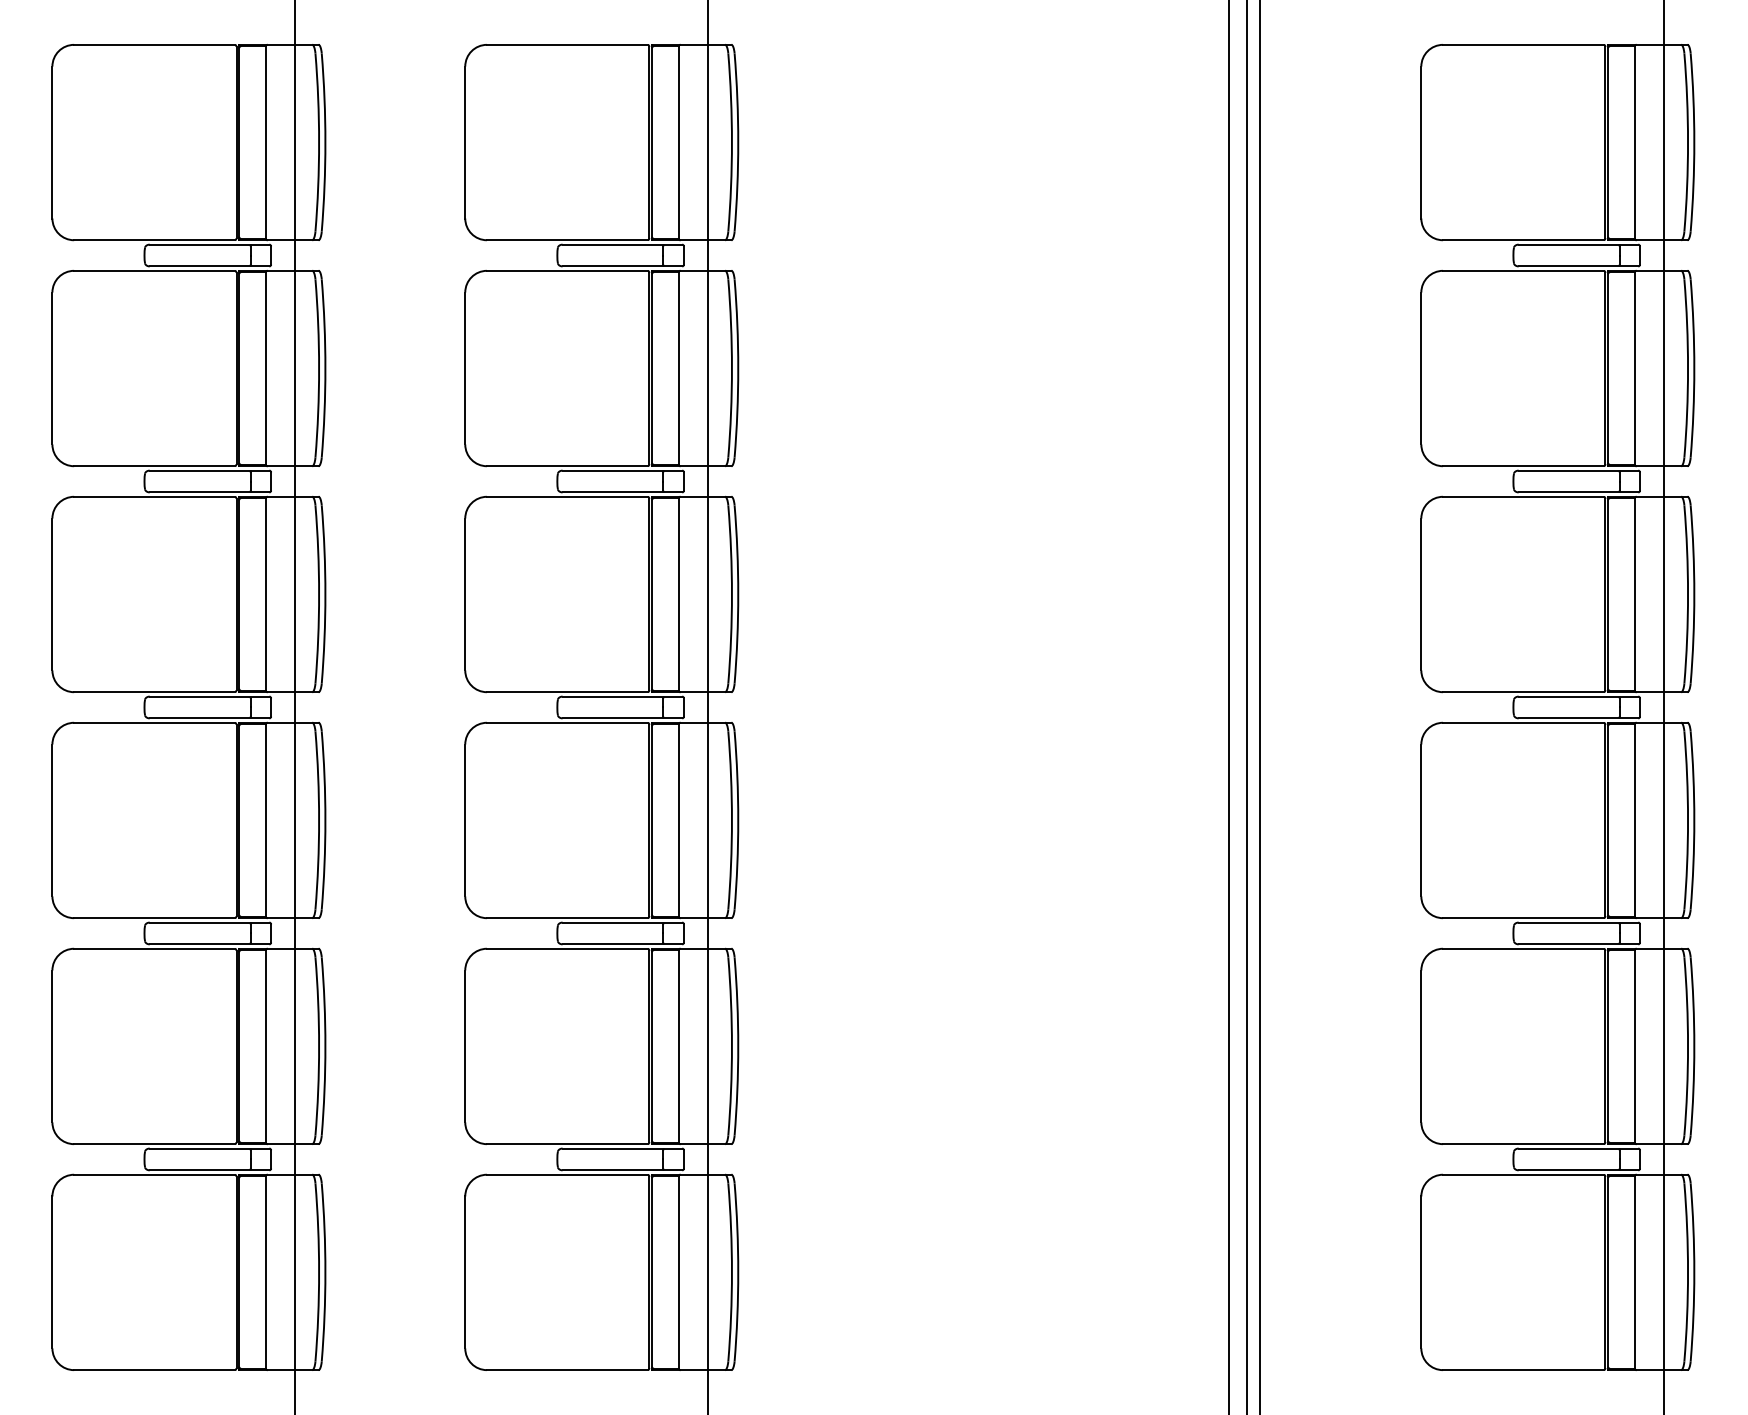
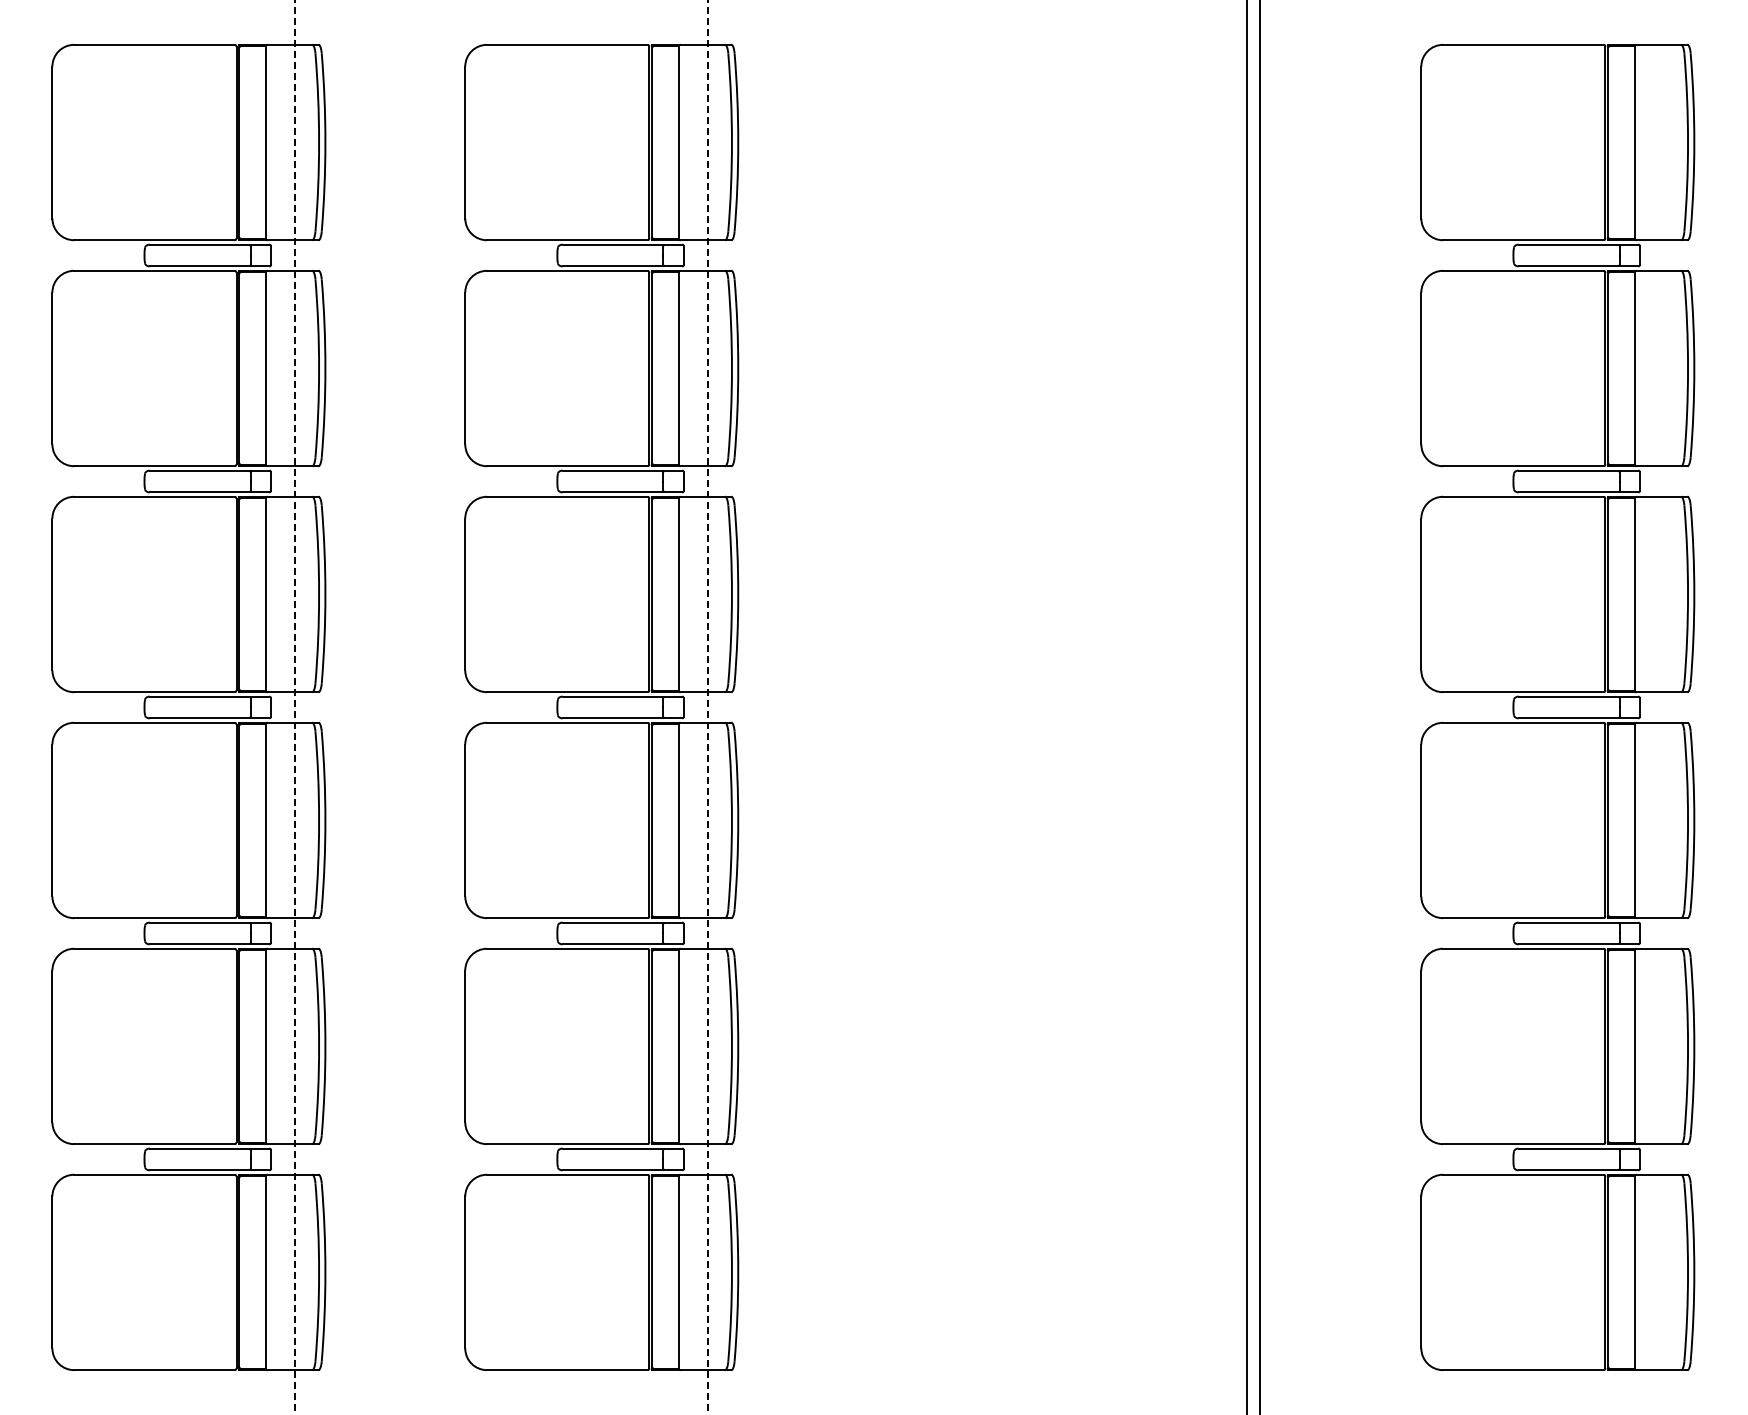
line: present -> none (1229, 706)
line: present -> none (1663, 706)
line: solid -> dashed (295, 707)
line: solid -> dashed (707, 707)
